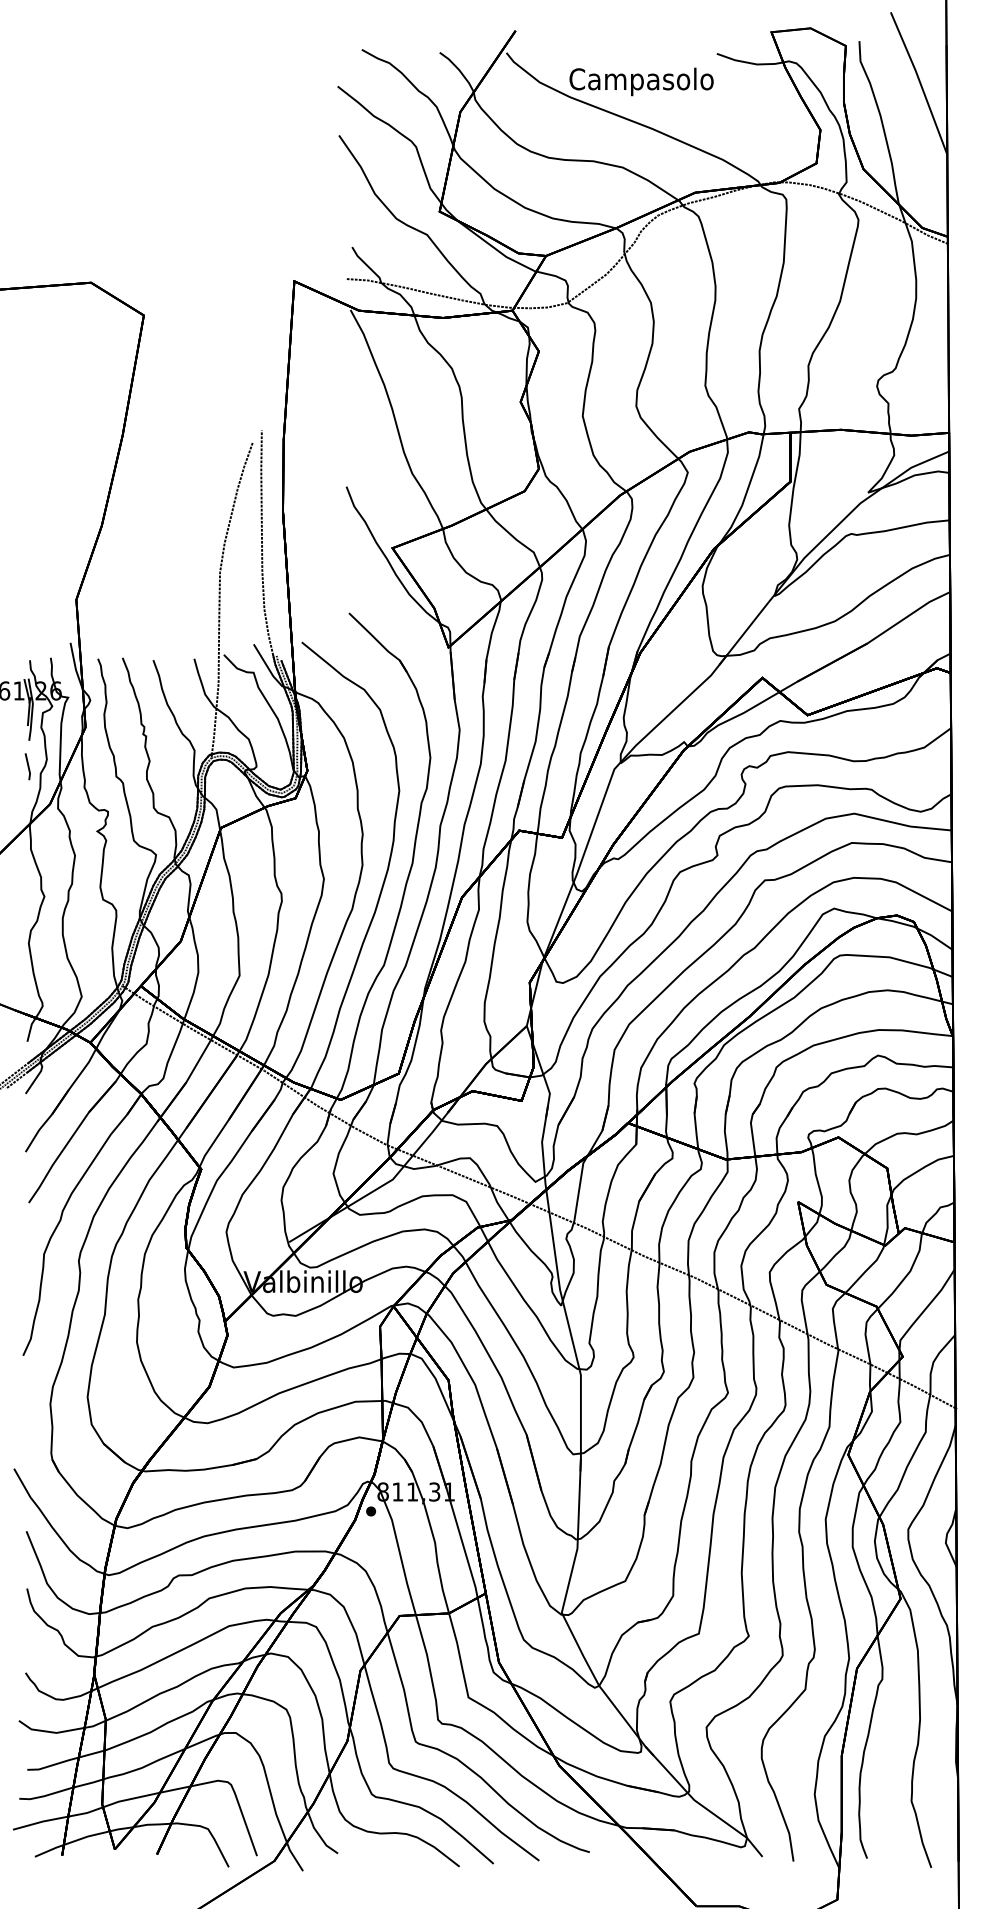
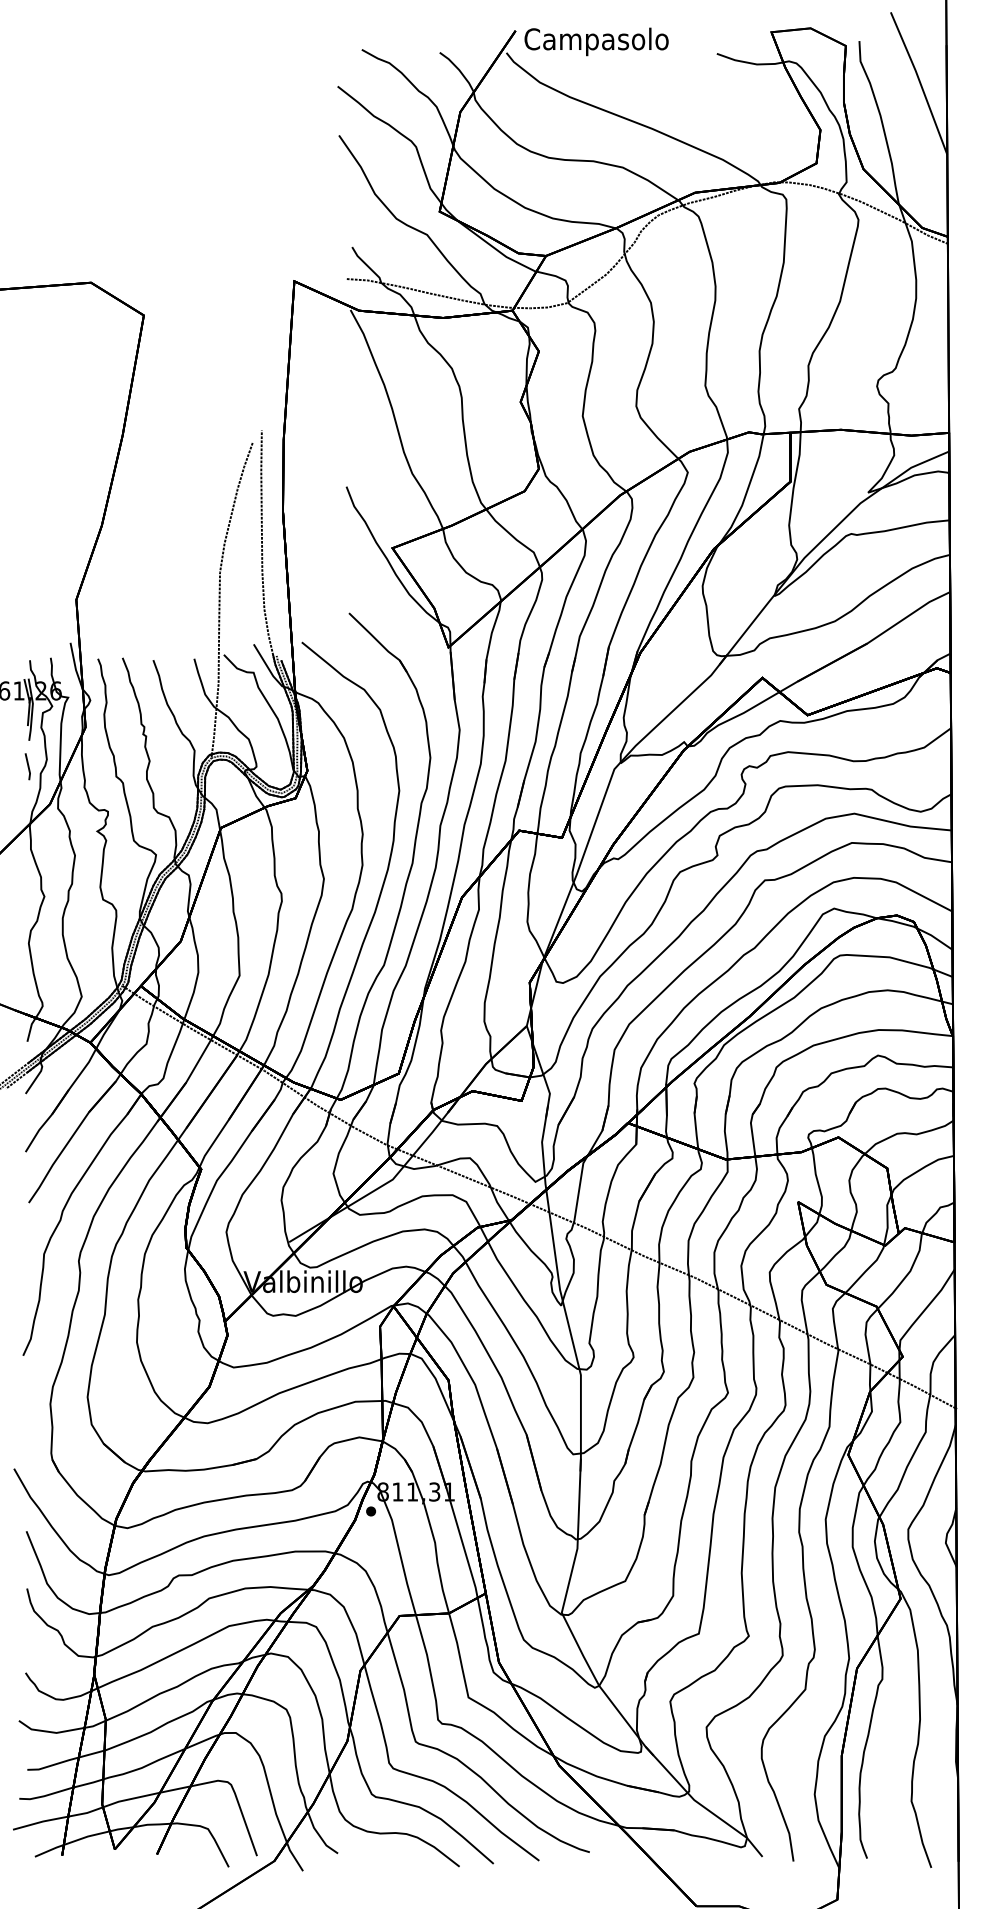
text position: (641, 81) -> (596, 41) (596, 41)
